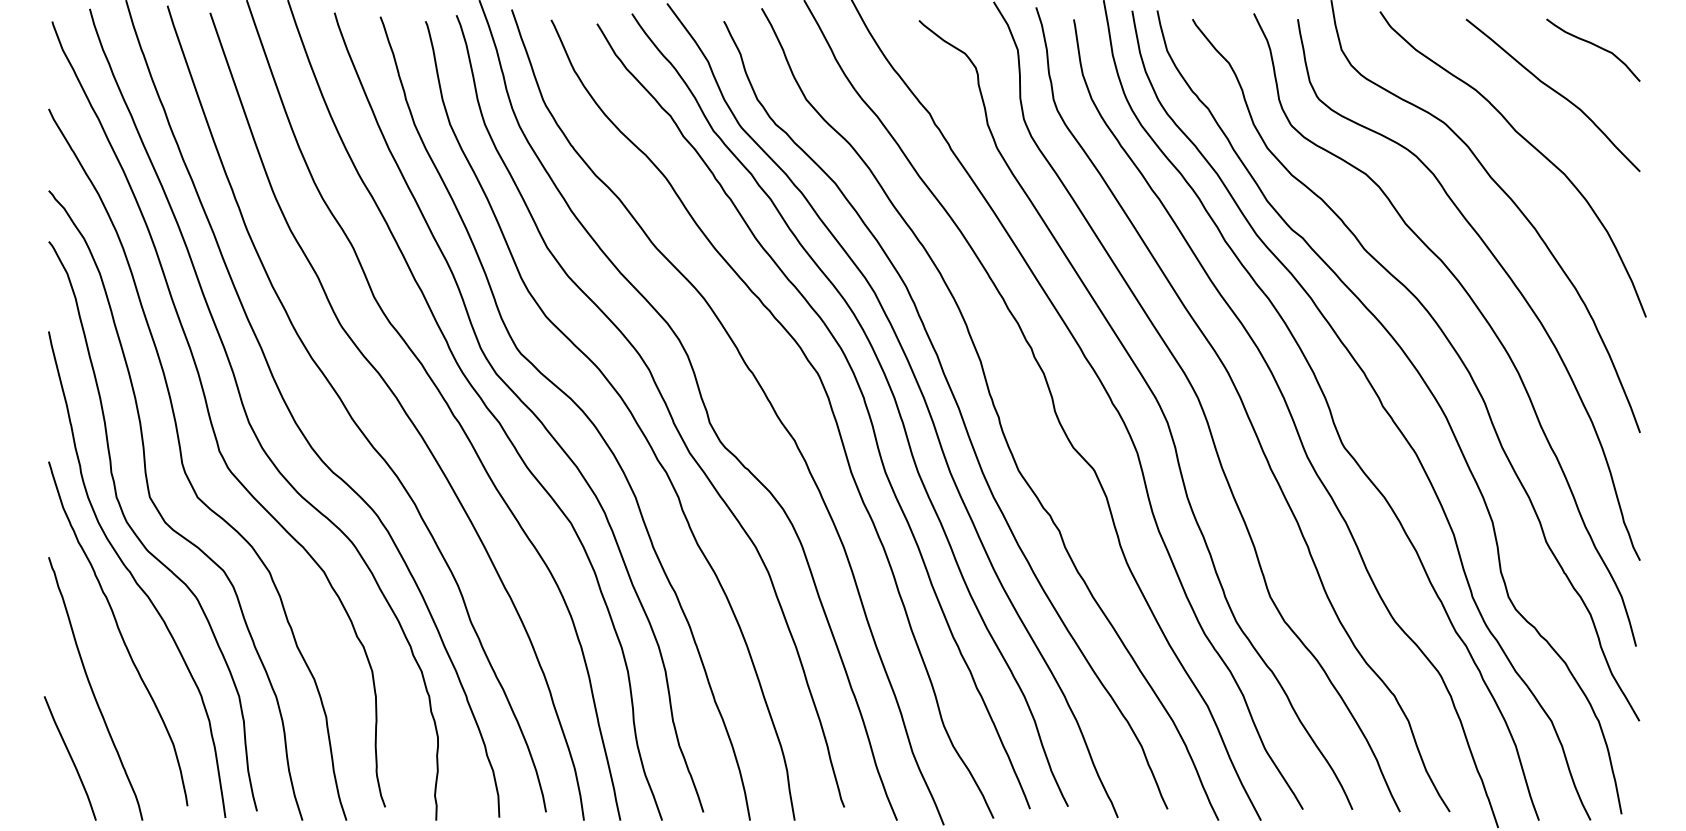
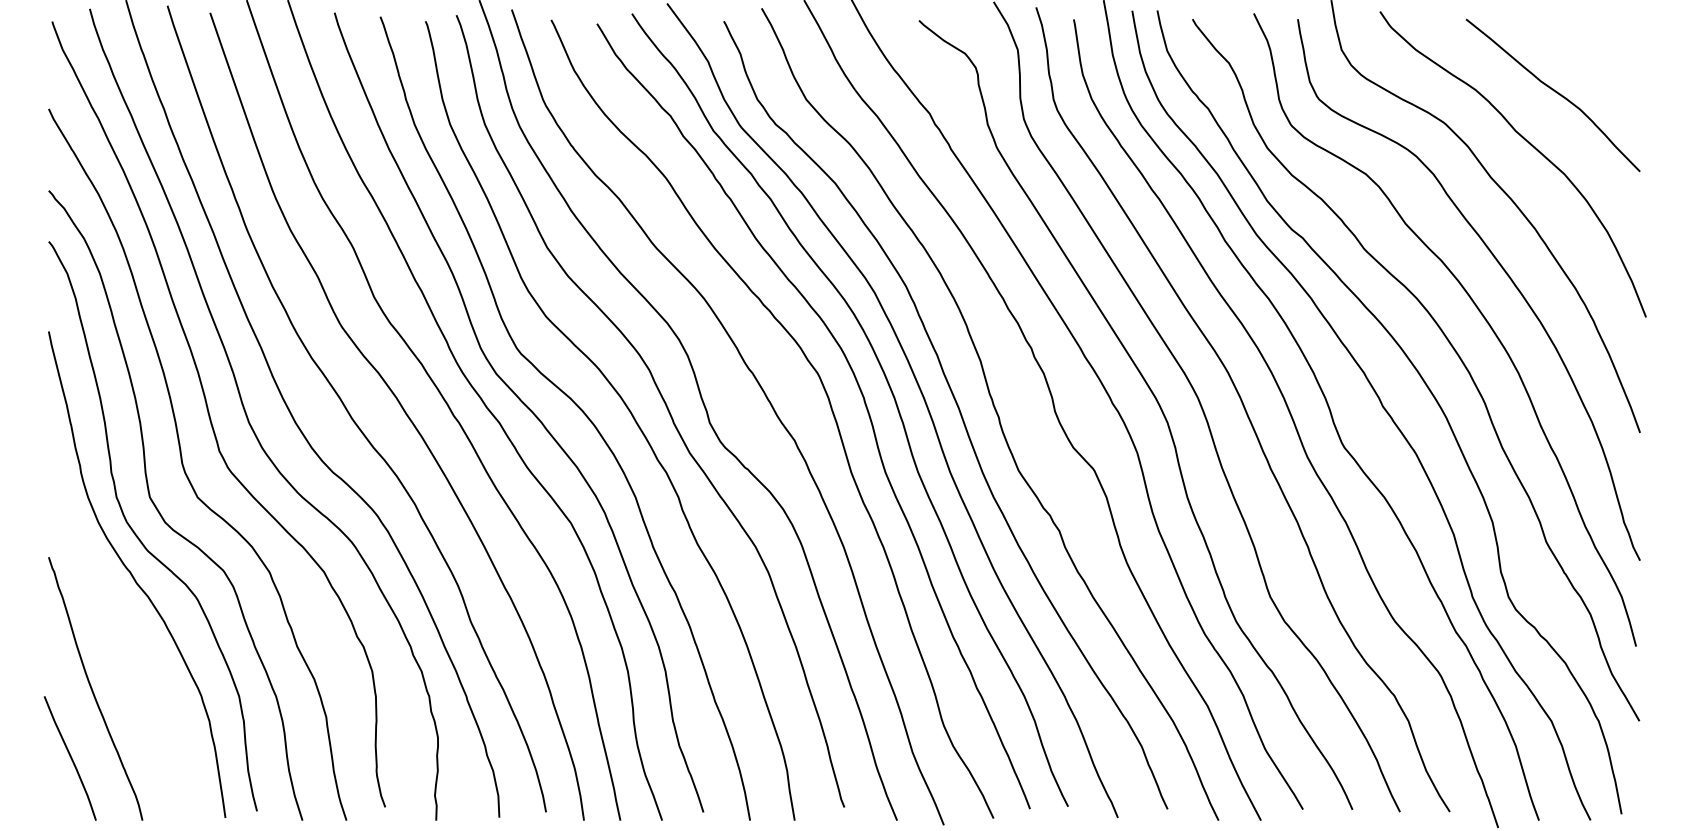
curve: present -> none (1595, 46)
curve: present -> none (119, 633)
